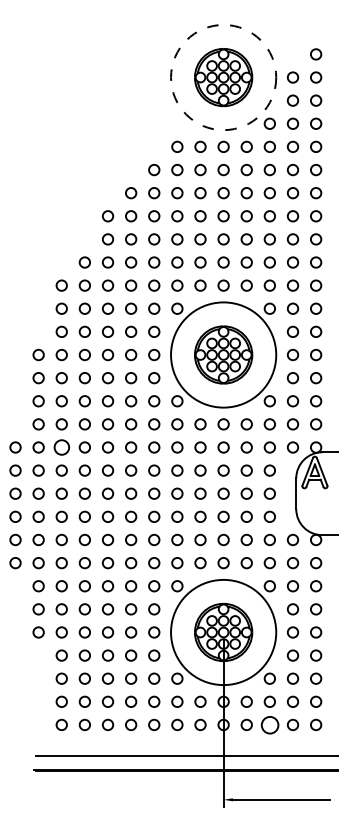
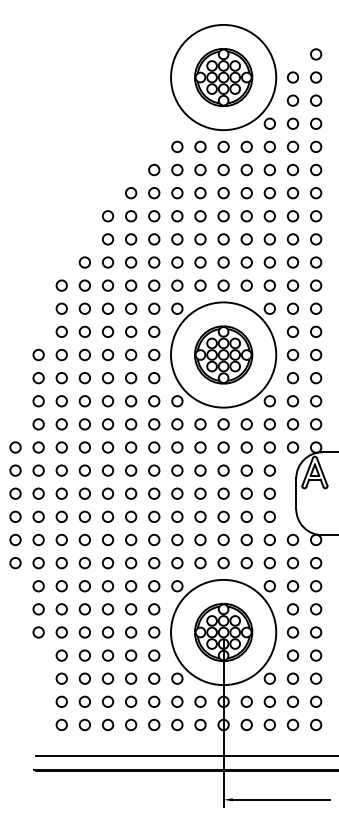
circle: dashed -> solid (223, 77)
circle size: 17x17 px -> 13x13 px (61, 447)
circle size: 20x19 px -> 13x13 px (269, 724)
